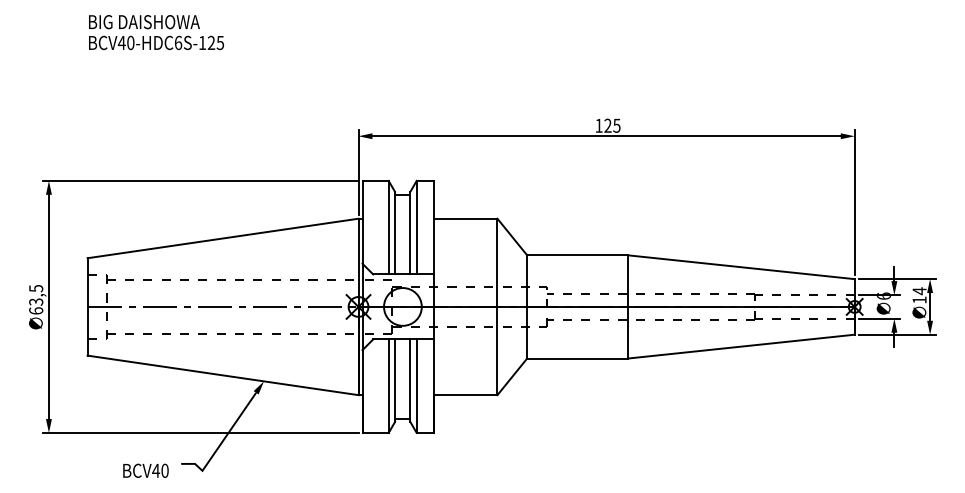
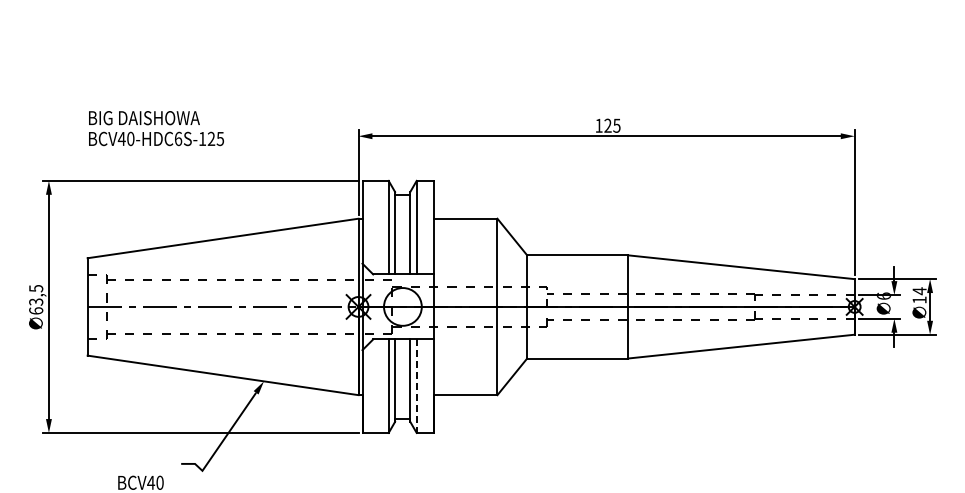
text position: (156, 32) -> (156, 128) (156, 128)
line: solid -> dashed (416, 386)
text position: (145, 470) -> (140, 482) (140, 482)
